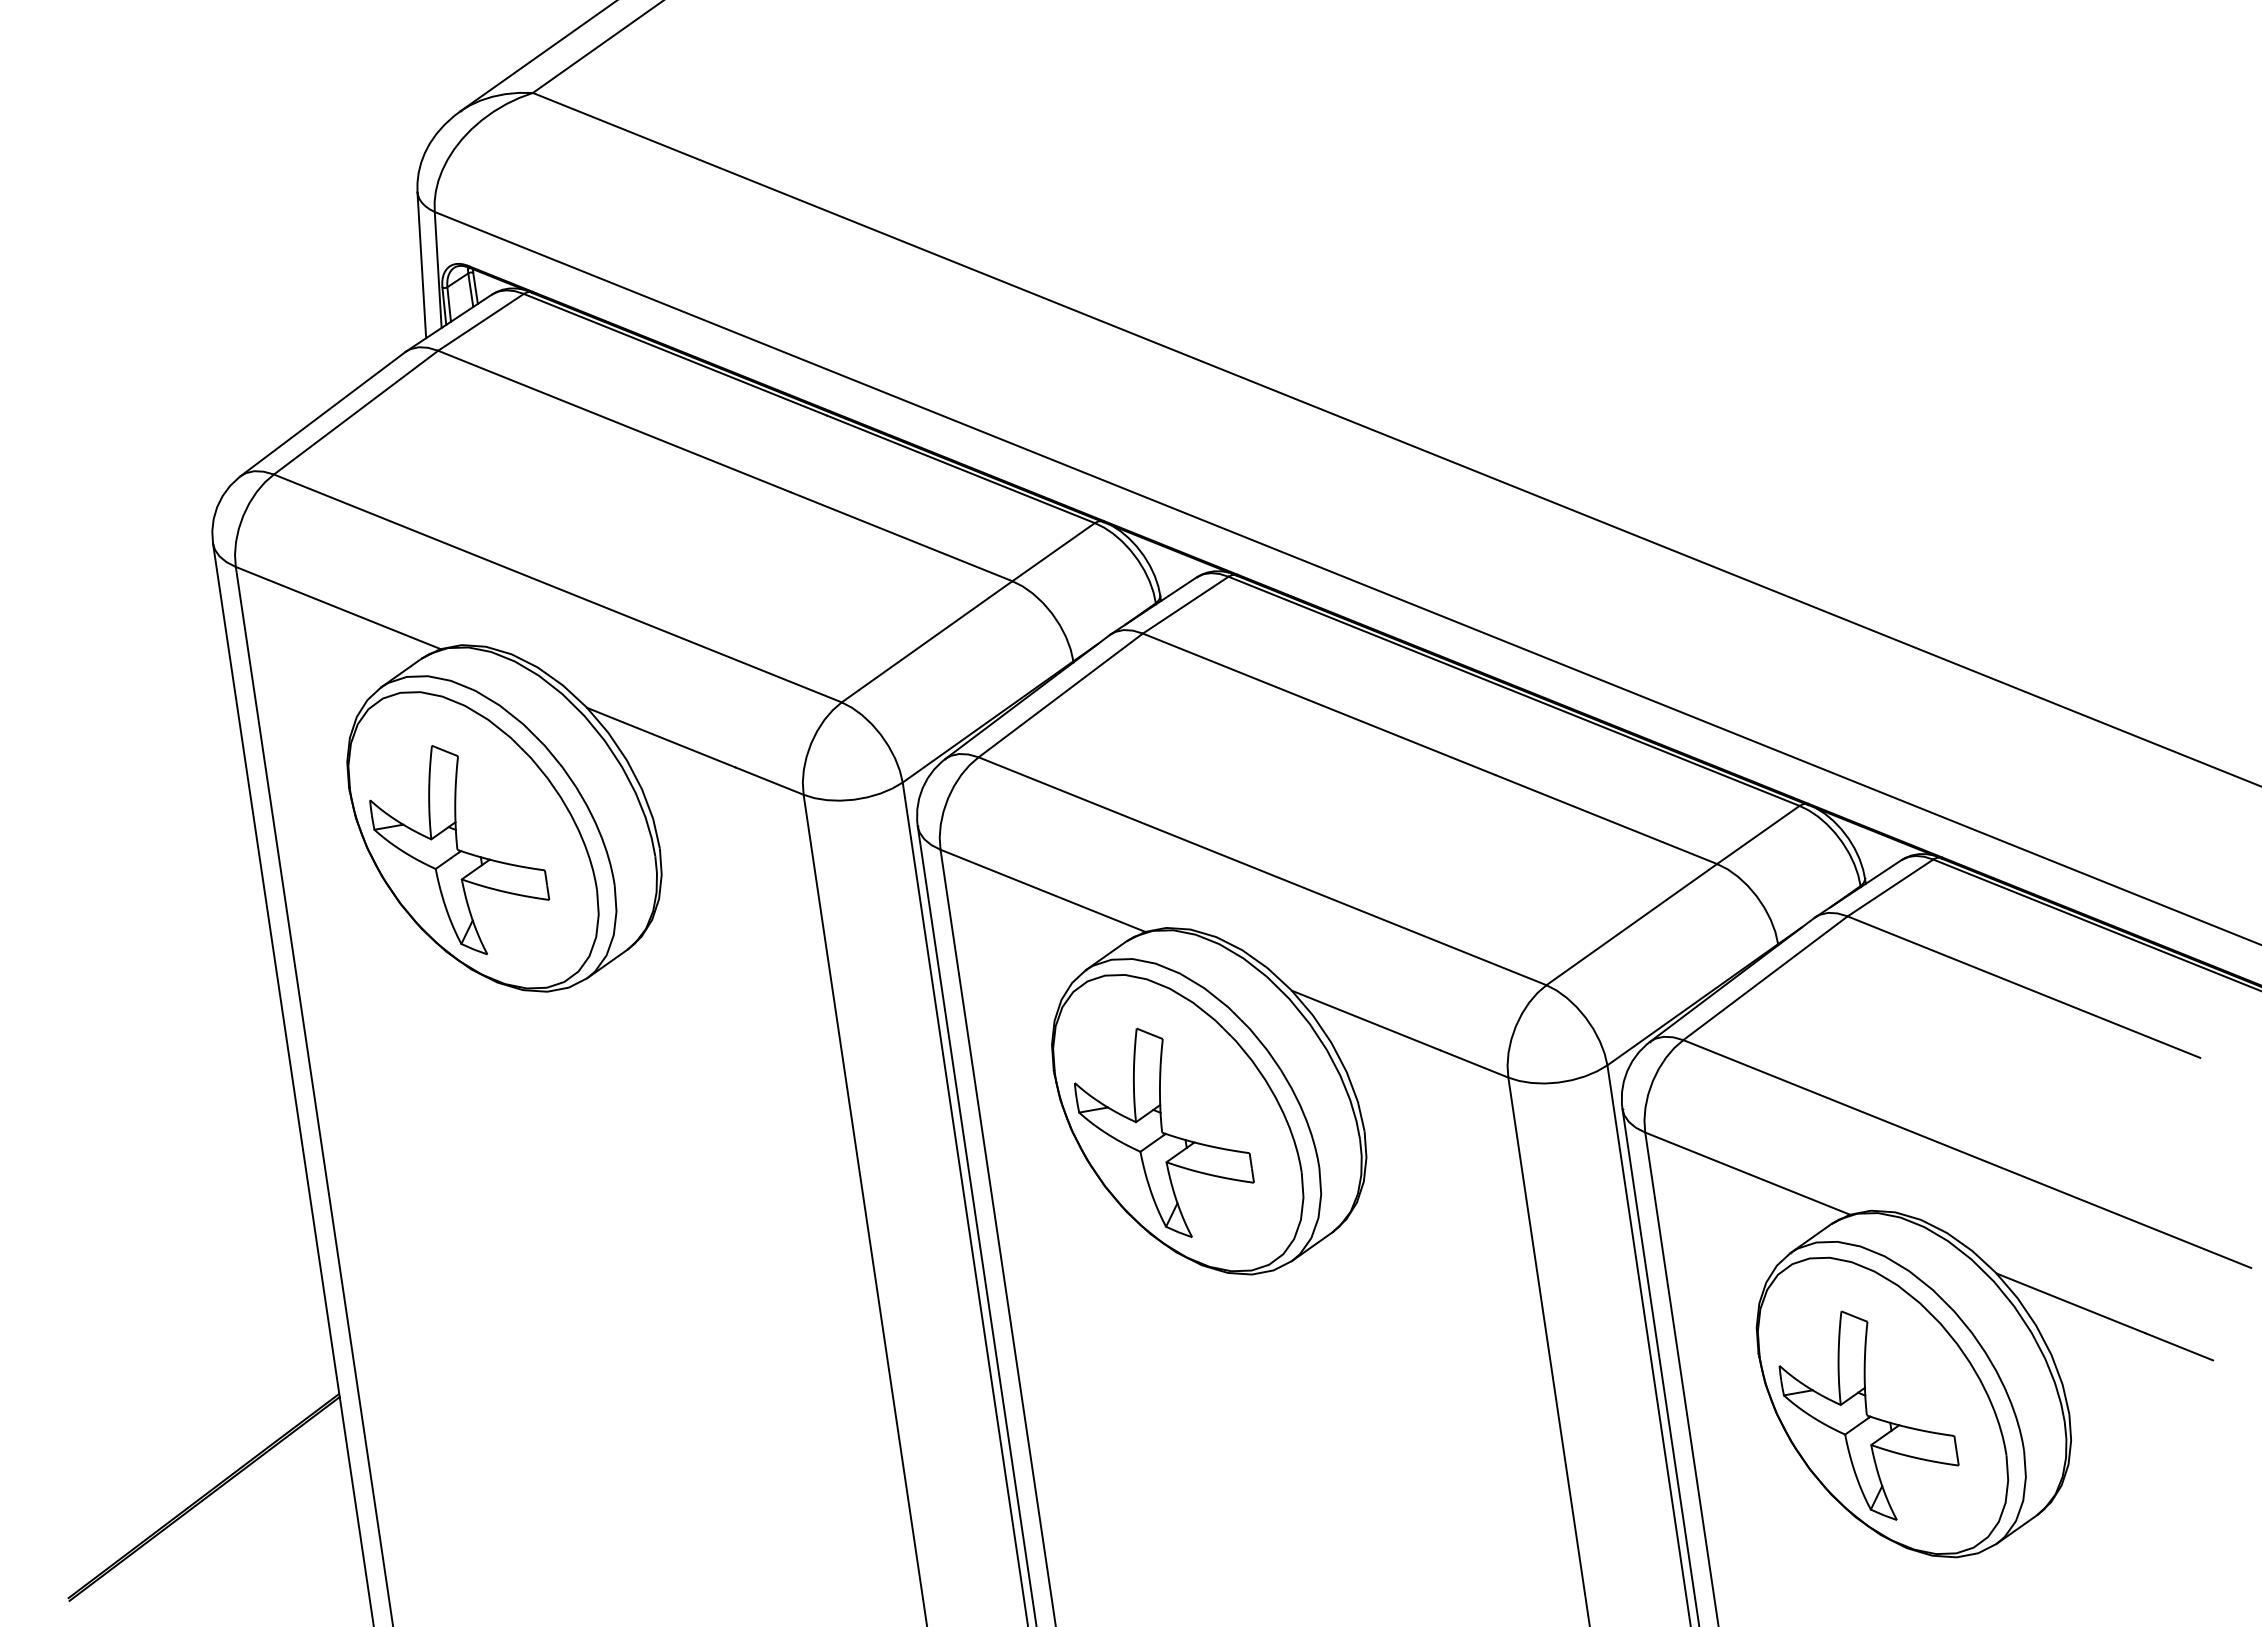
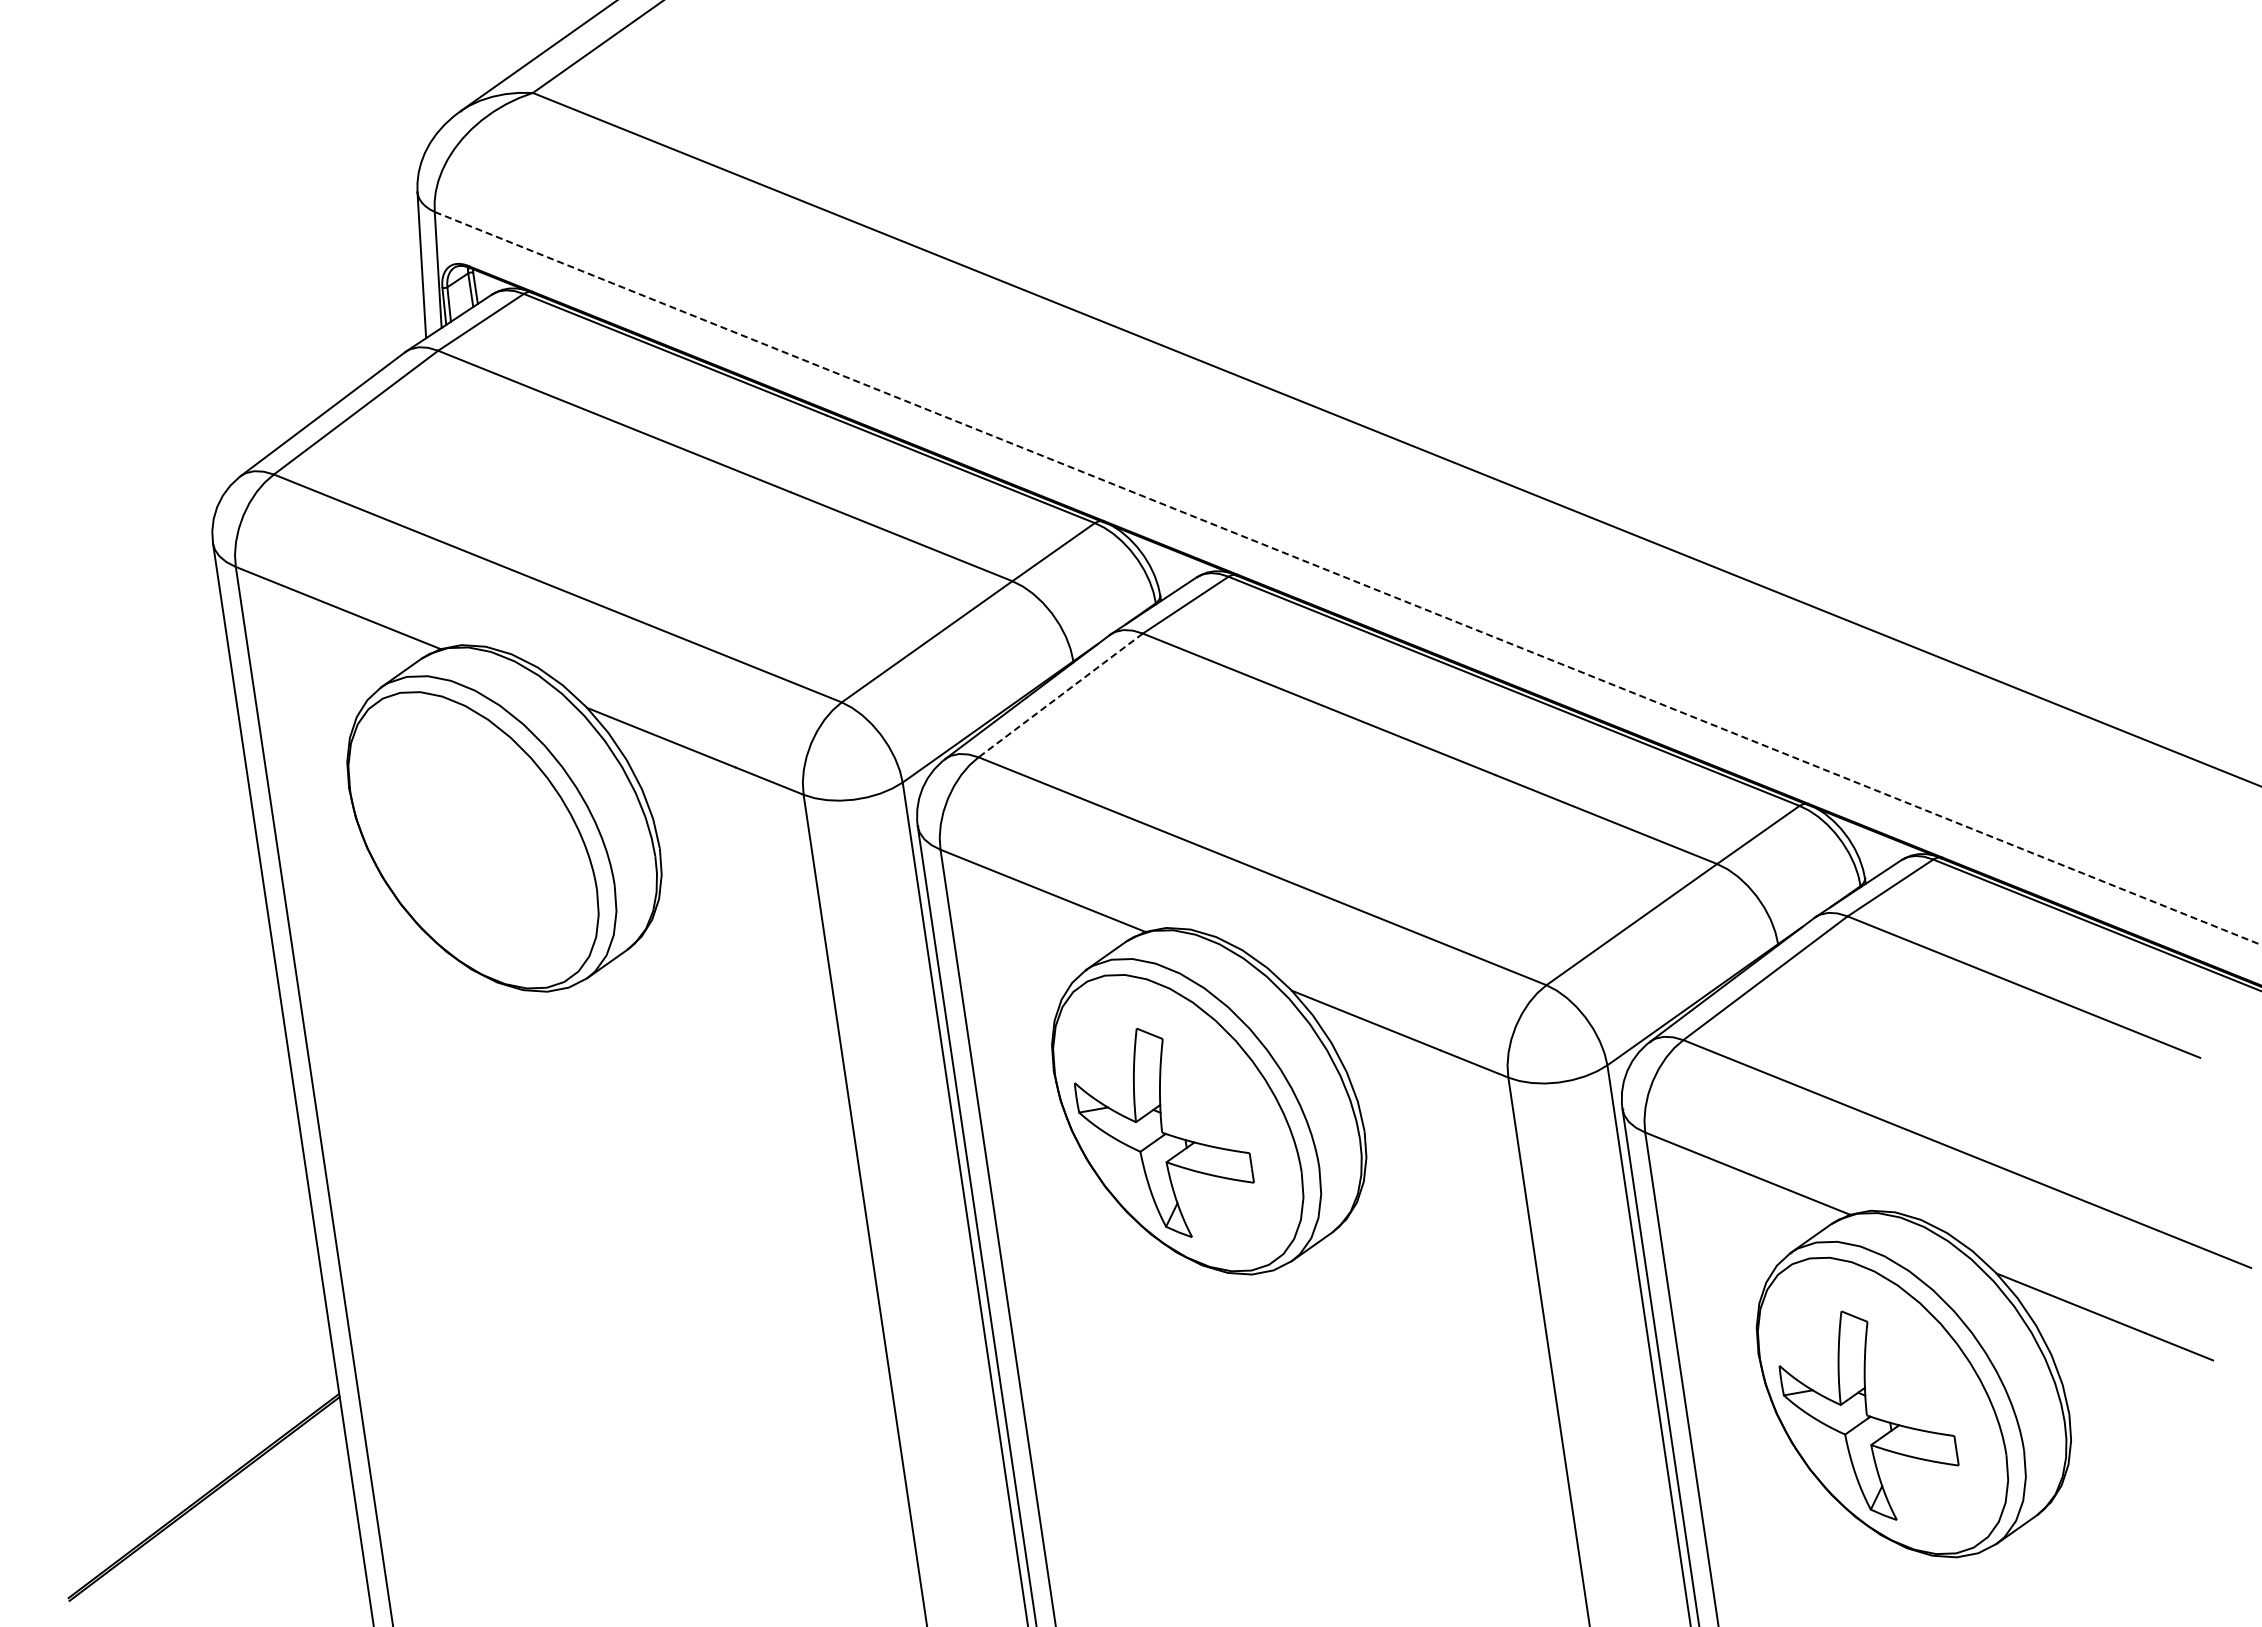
line: solid -> dashed (1348, 578)
line: solid -> dashed (1060, 695)
part: present -> none (459, 850)
